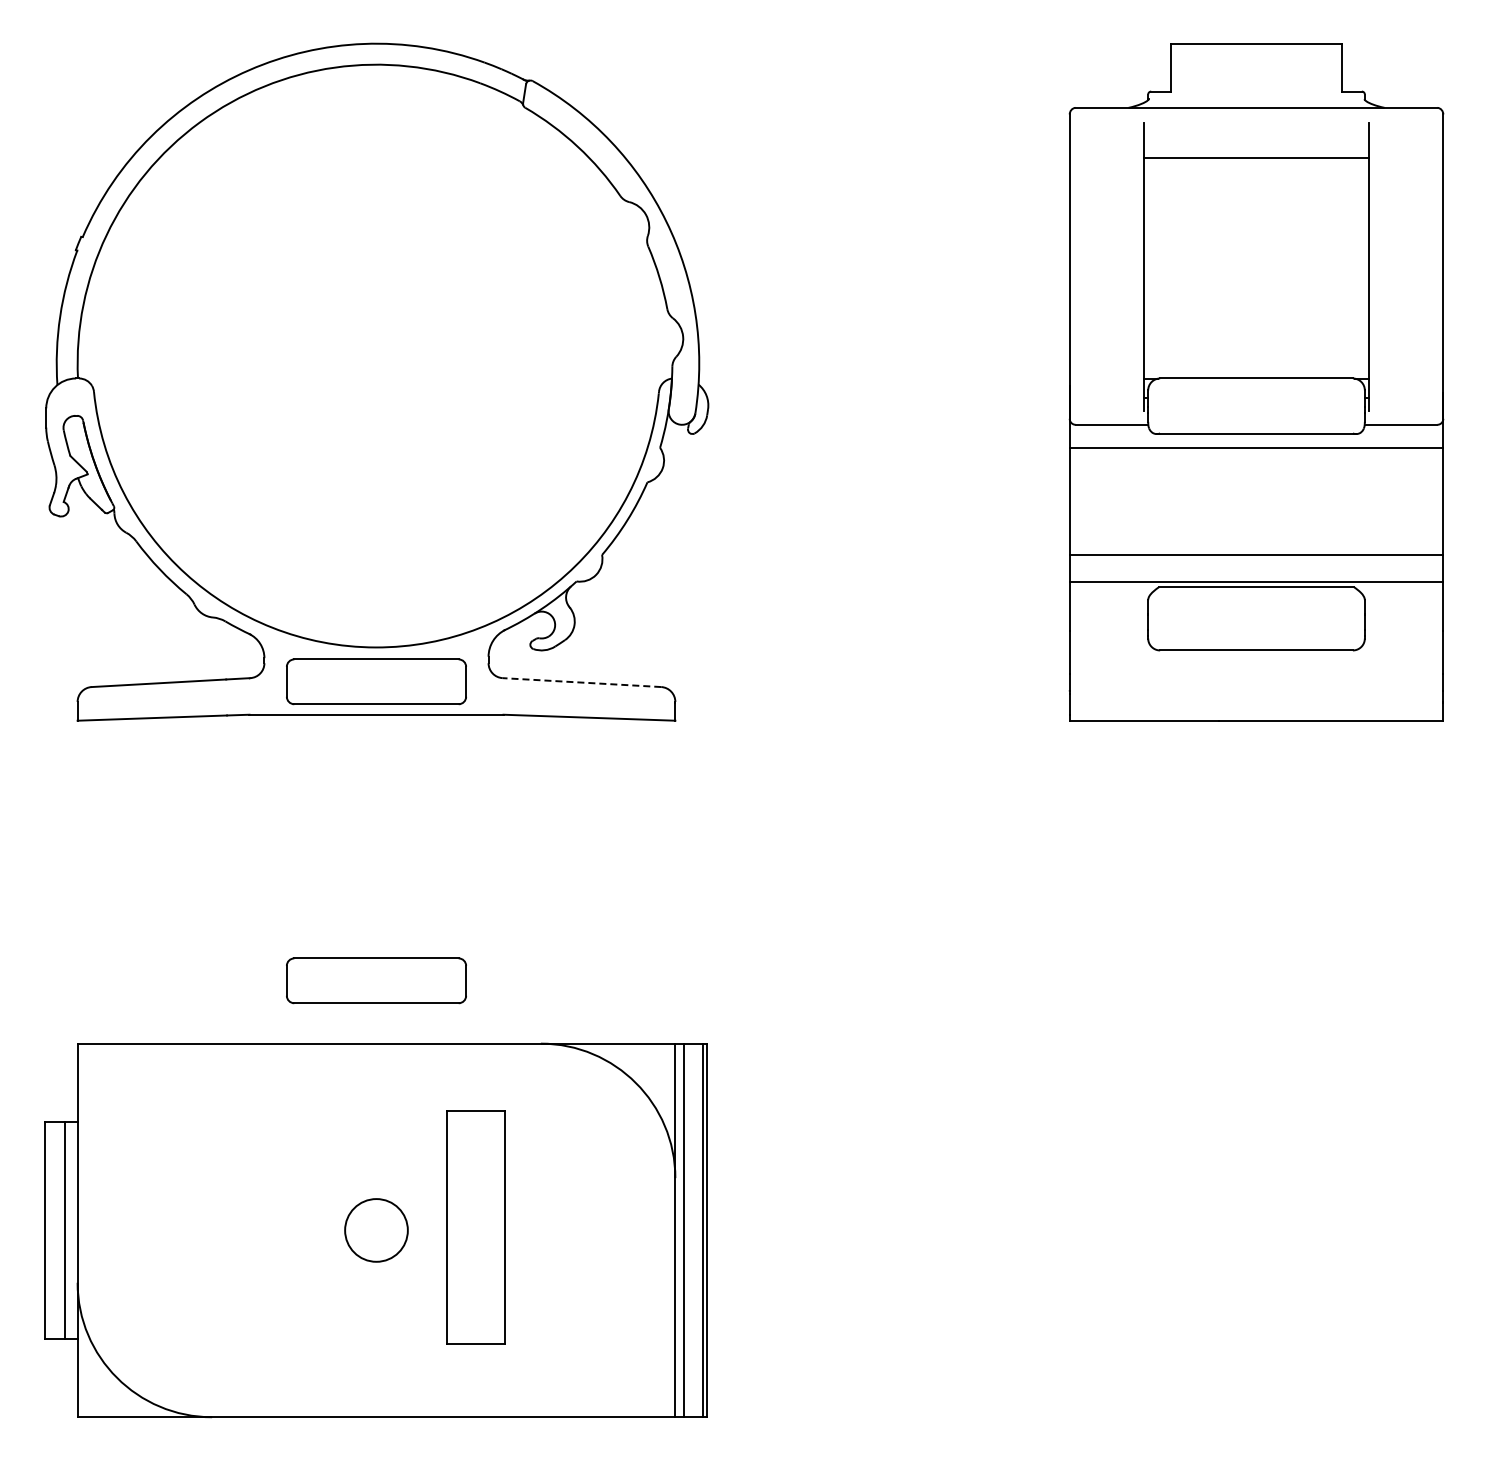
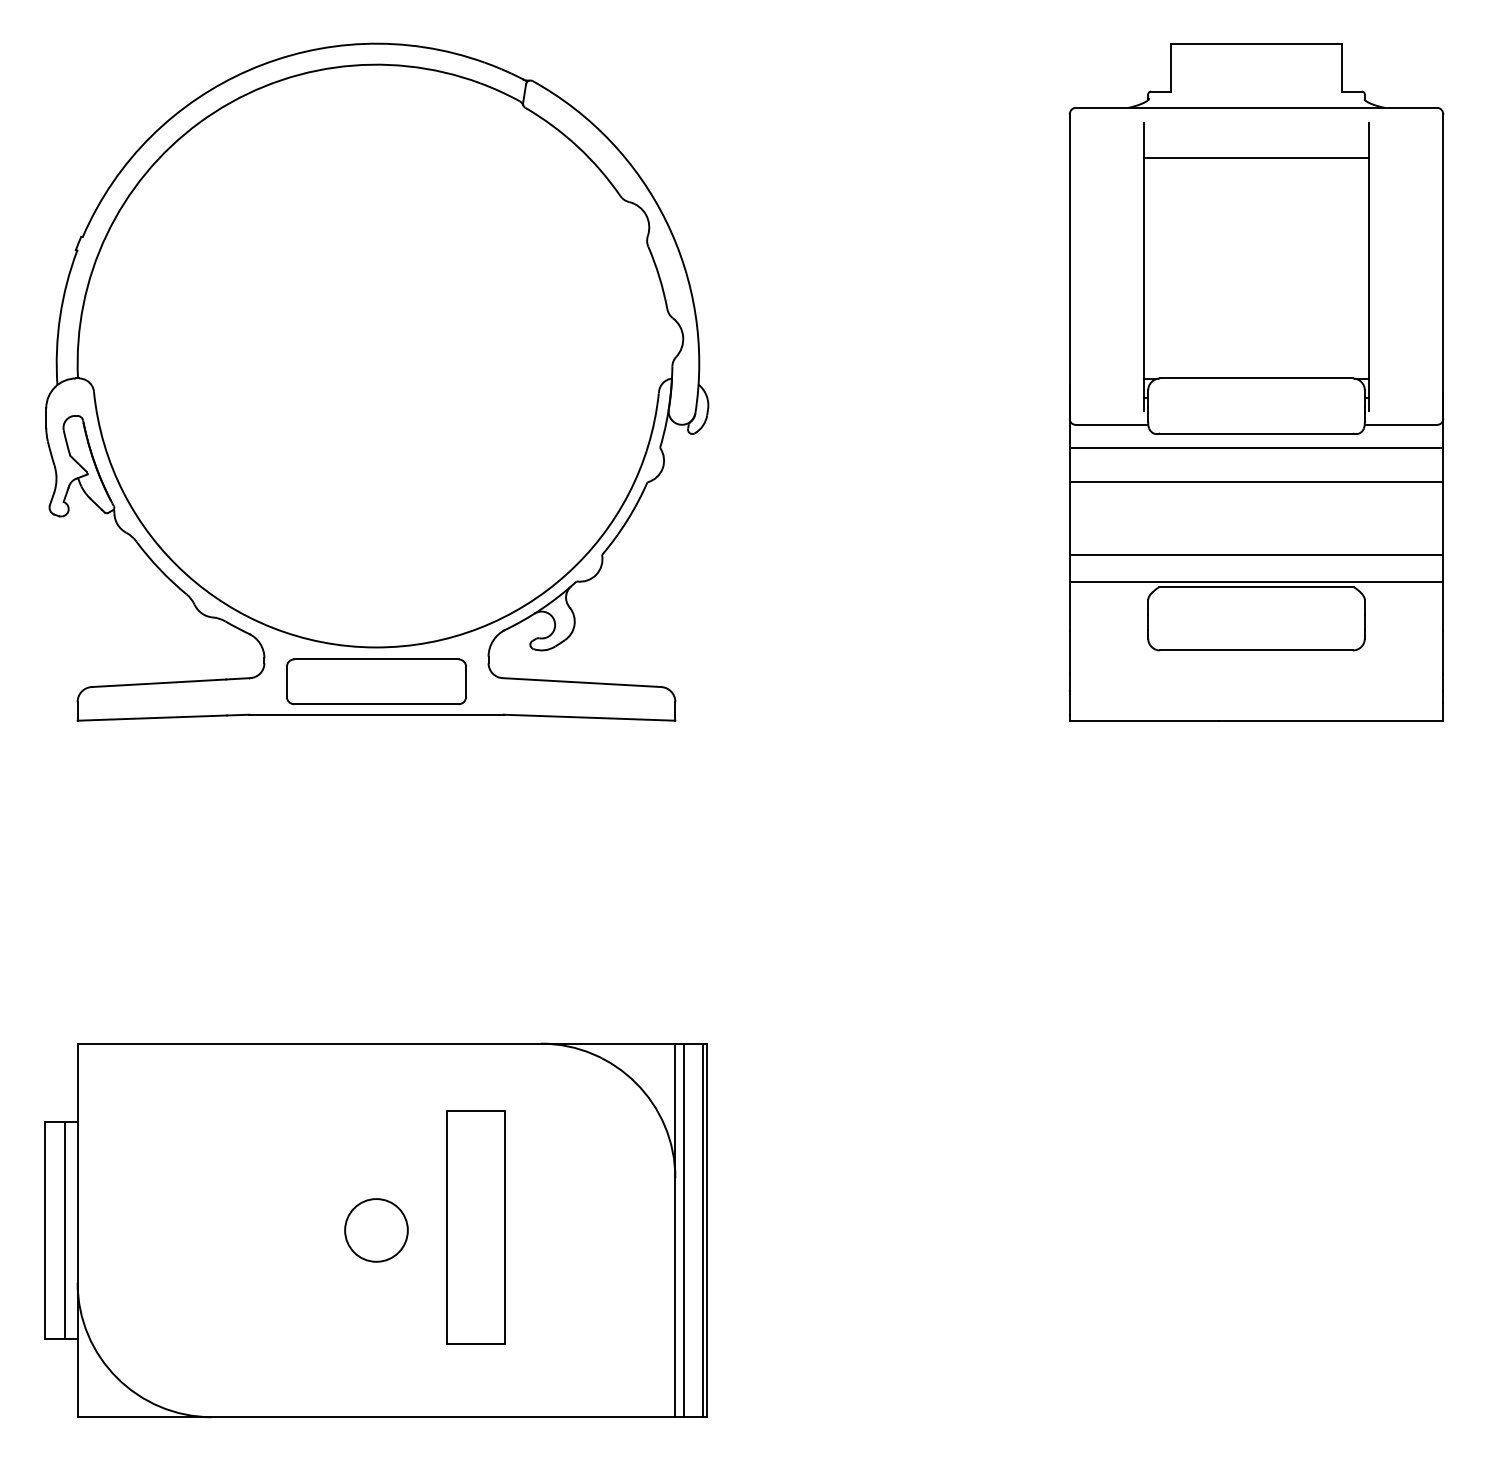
line: none -> present (1256, 482)
line: dashed -> solid (581, 682)
part: present -> none (376, 980)
